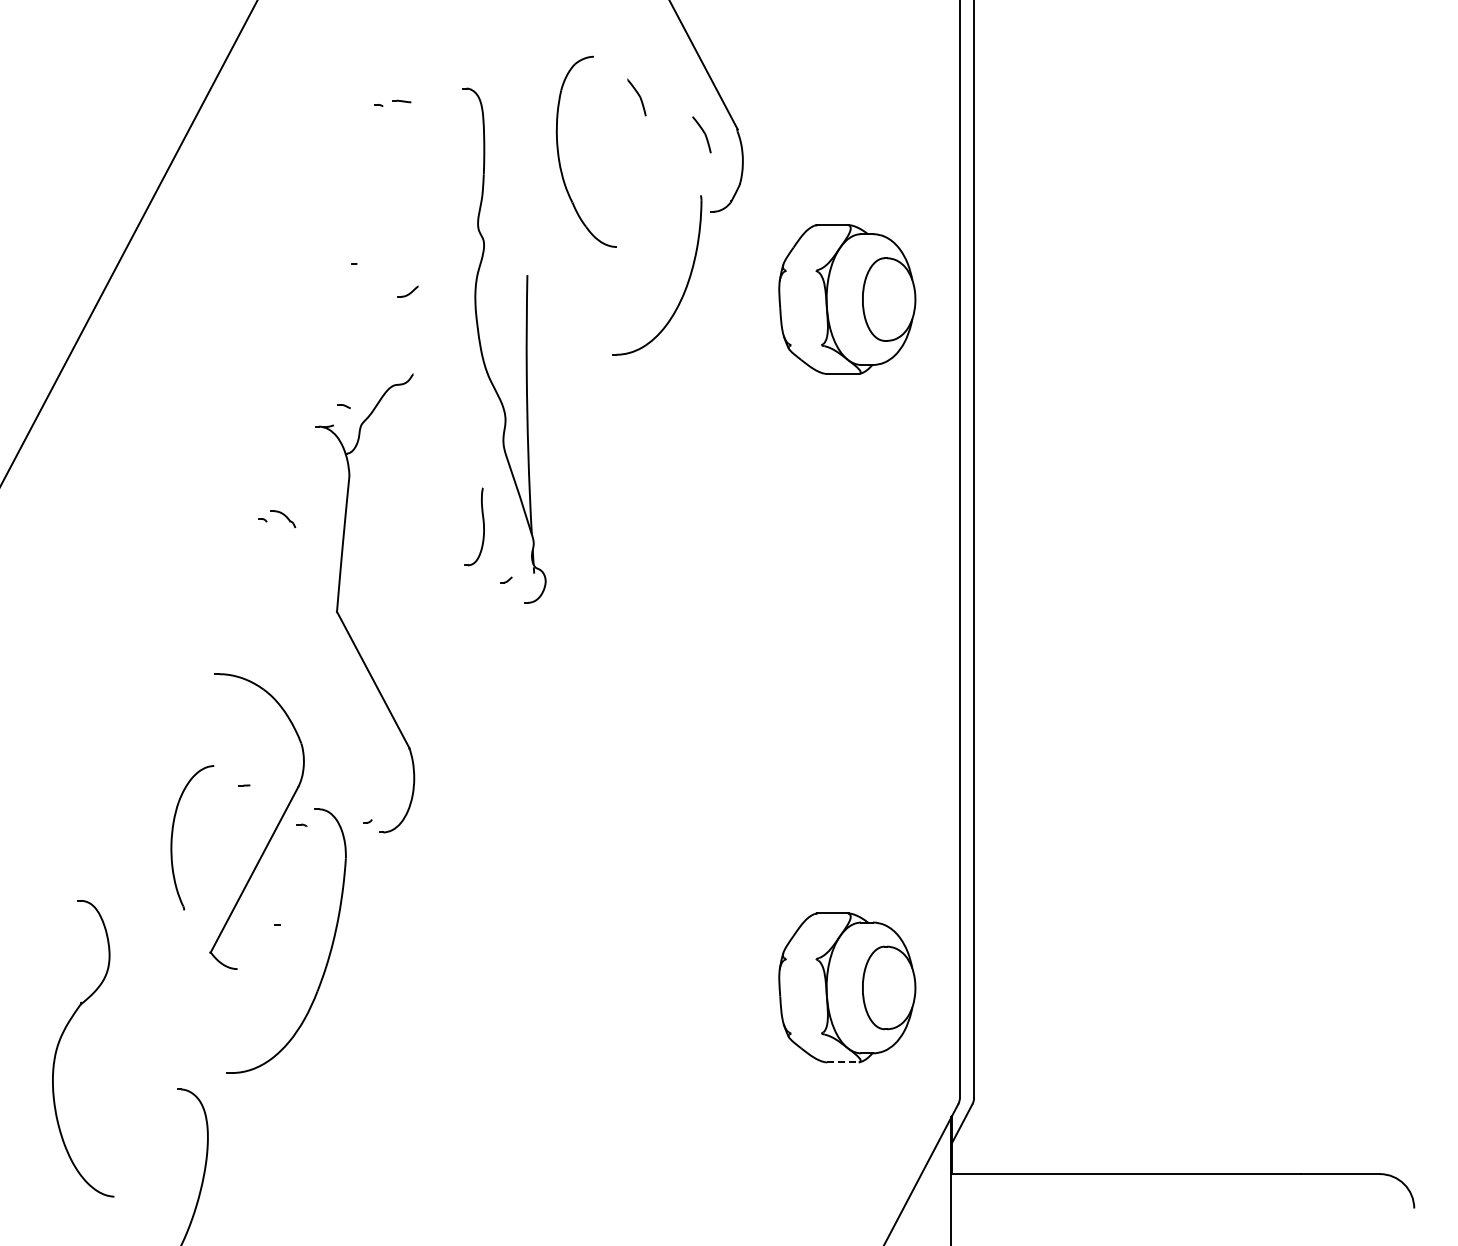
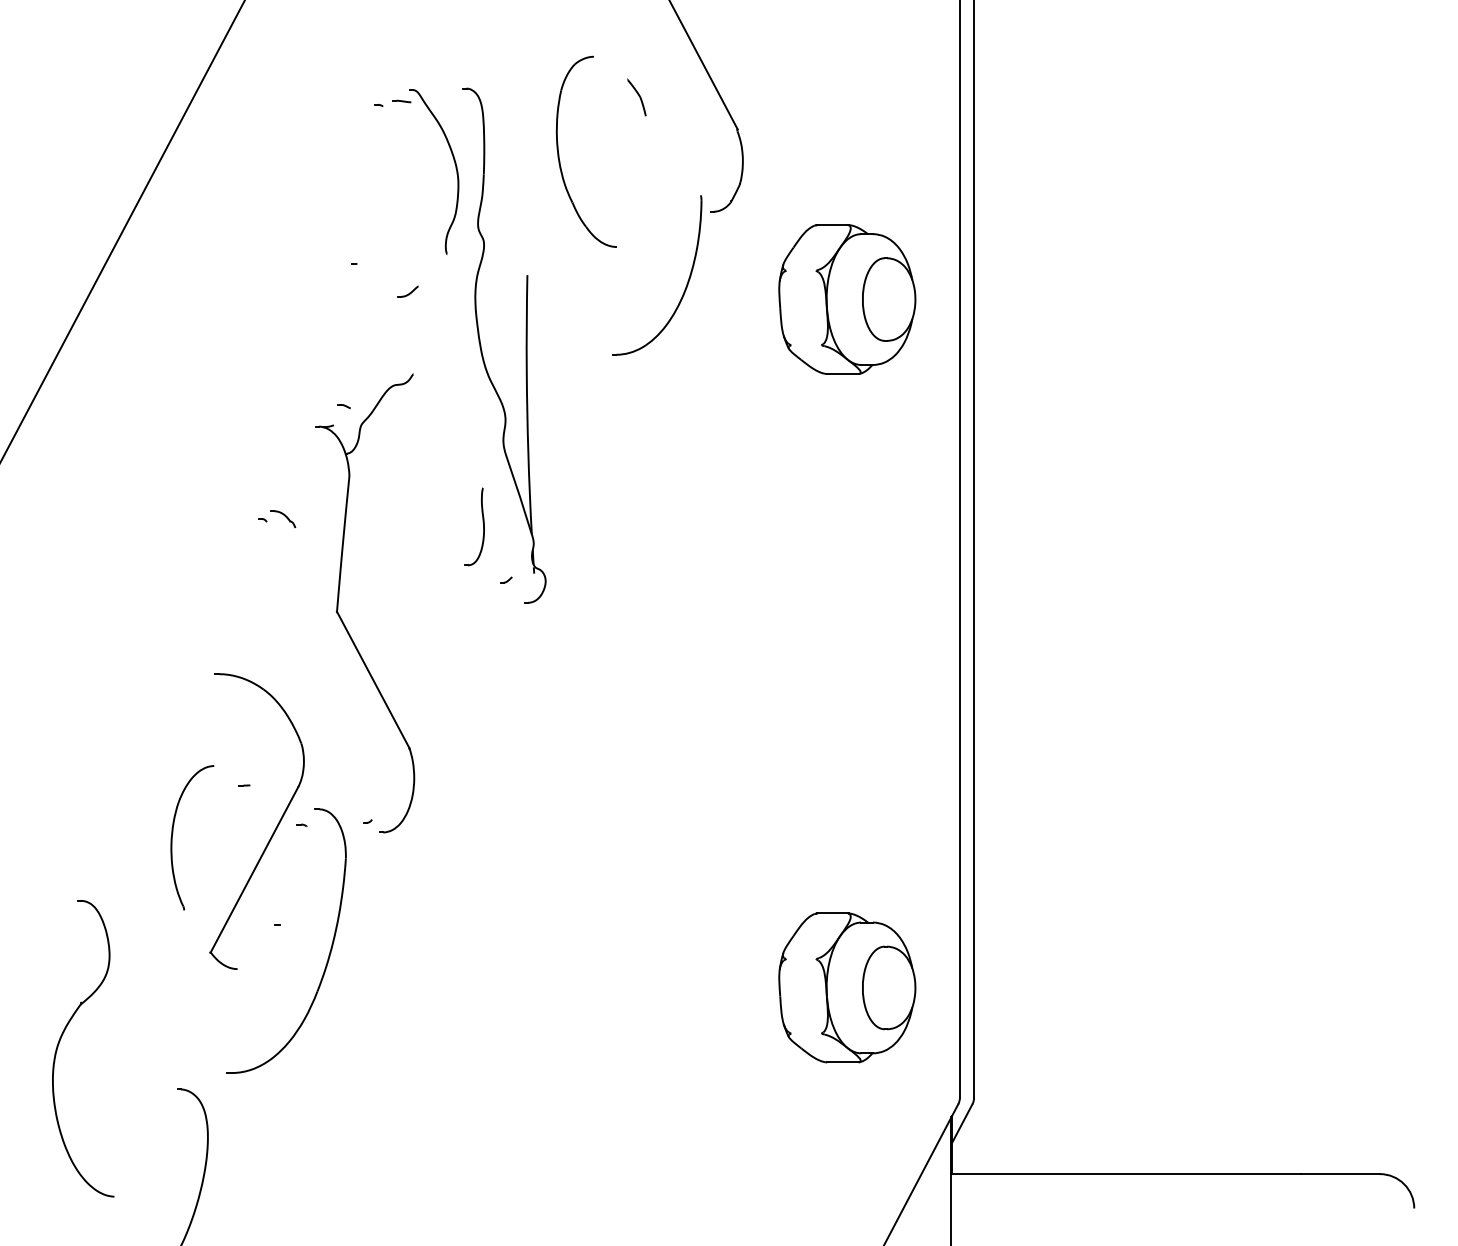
part: present -> none (701, 134)
part: none -> present (454, 164)
line position: (129, 242) -> (122, 230) (122, 230)
line: dashed -> solid (842, 1062)
